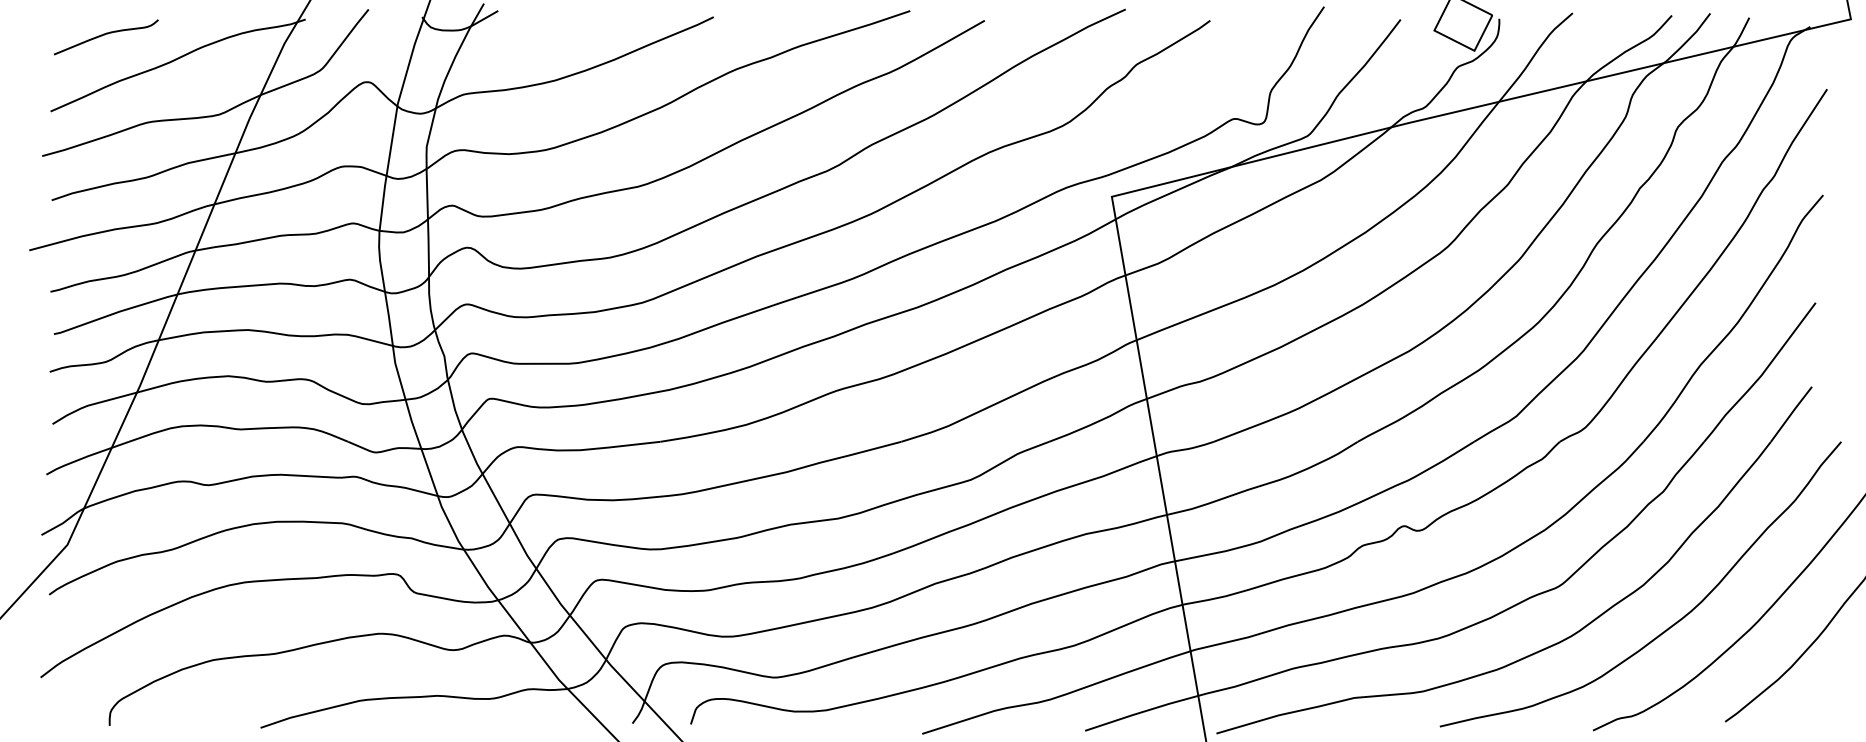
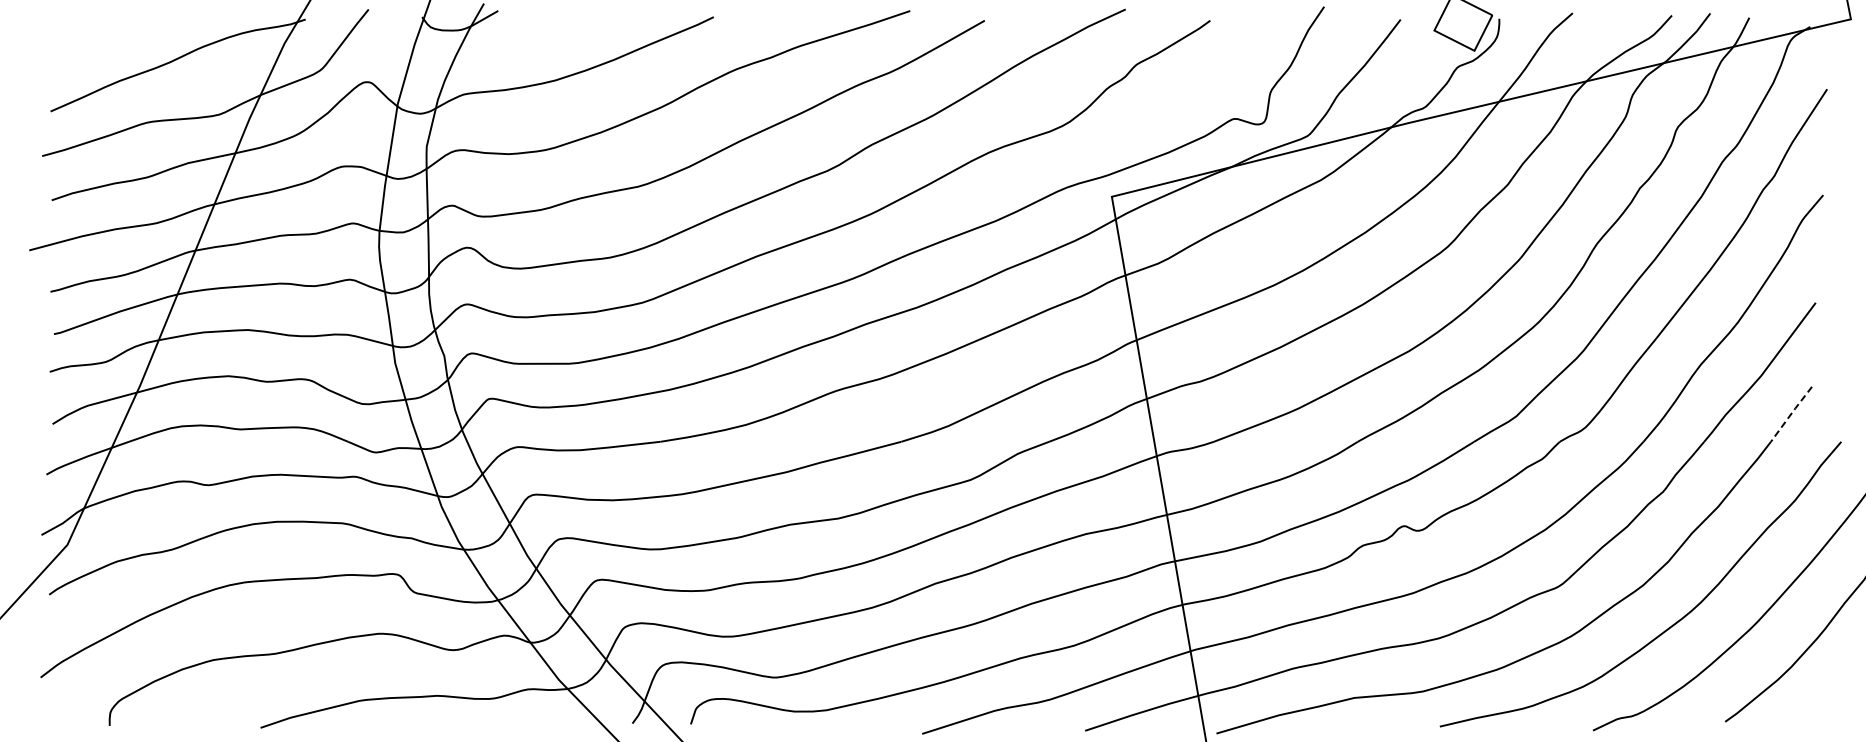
curve: present -> none (104, 35)
line: solid -> dashed (1791, 413)
